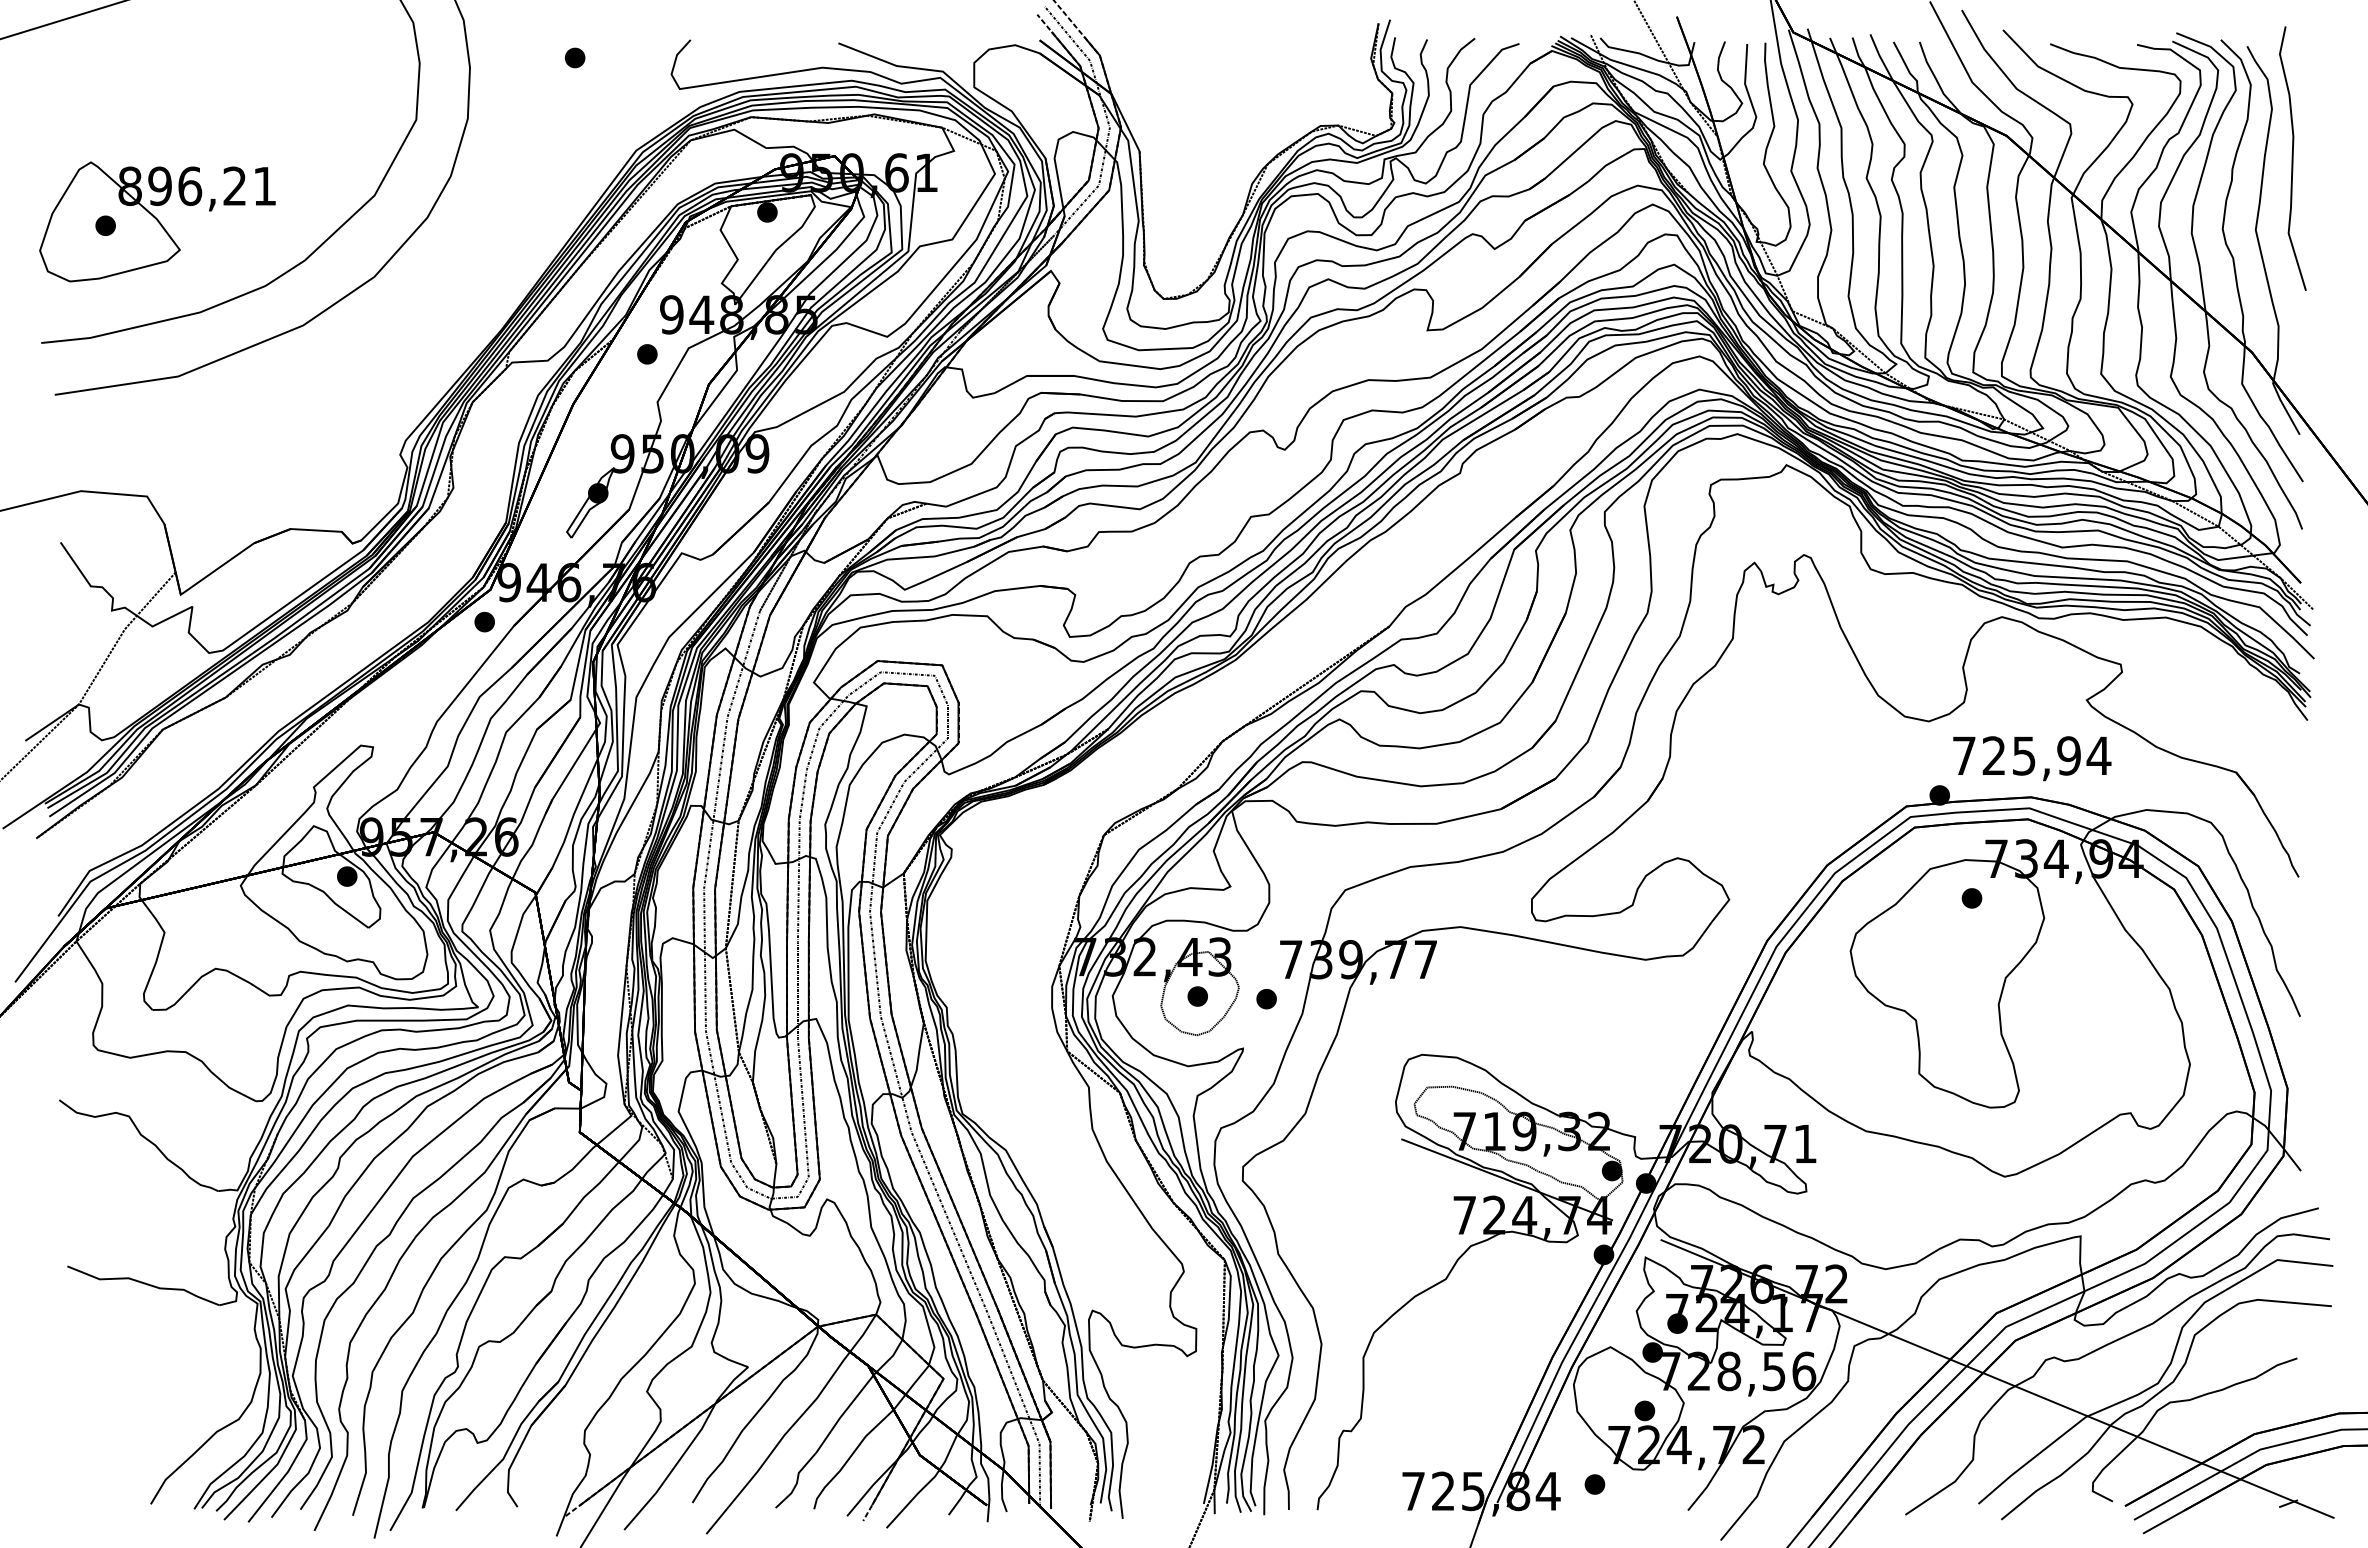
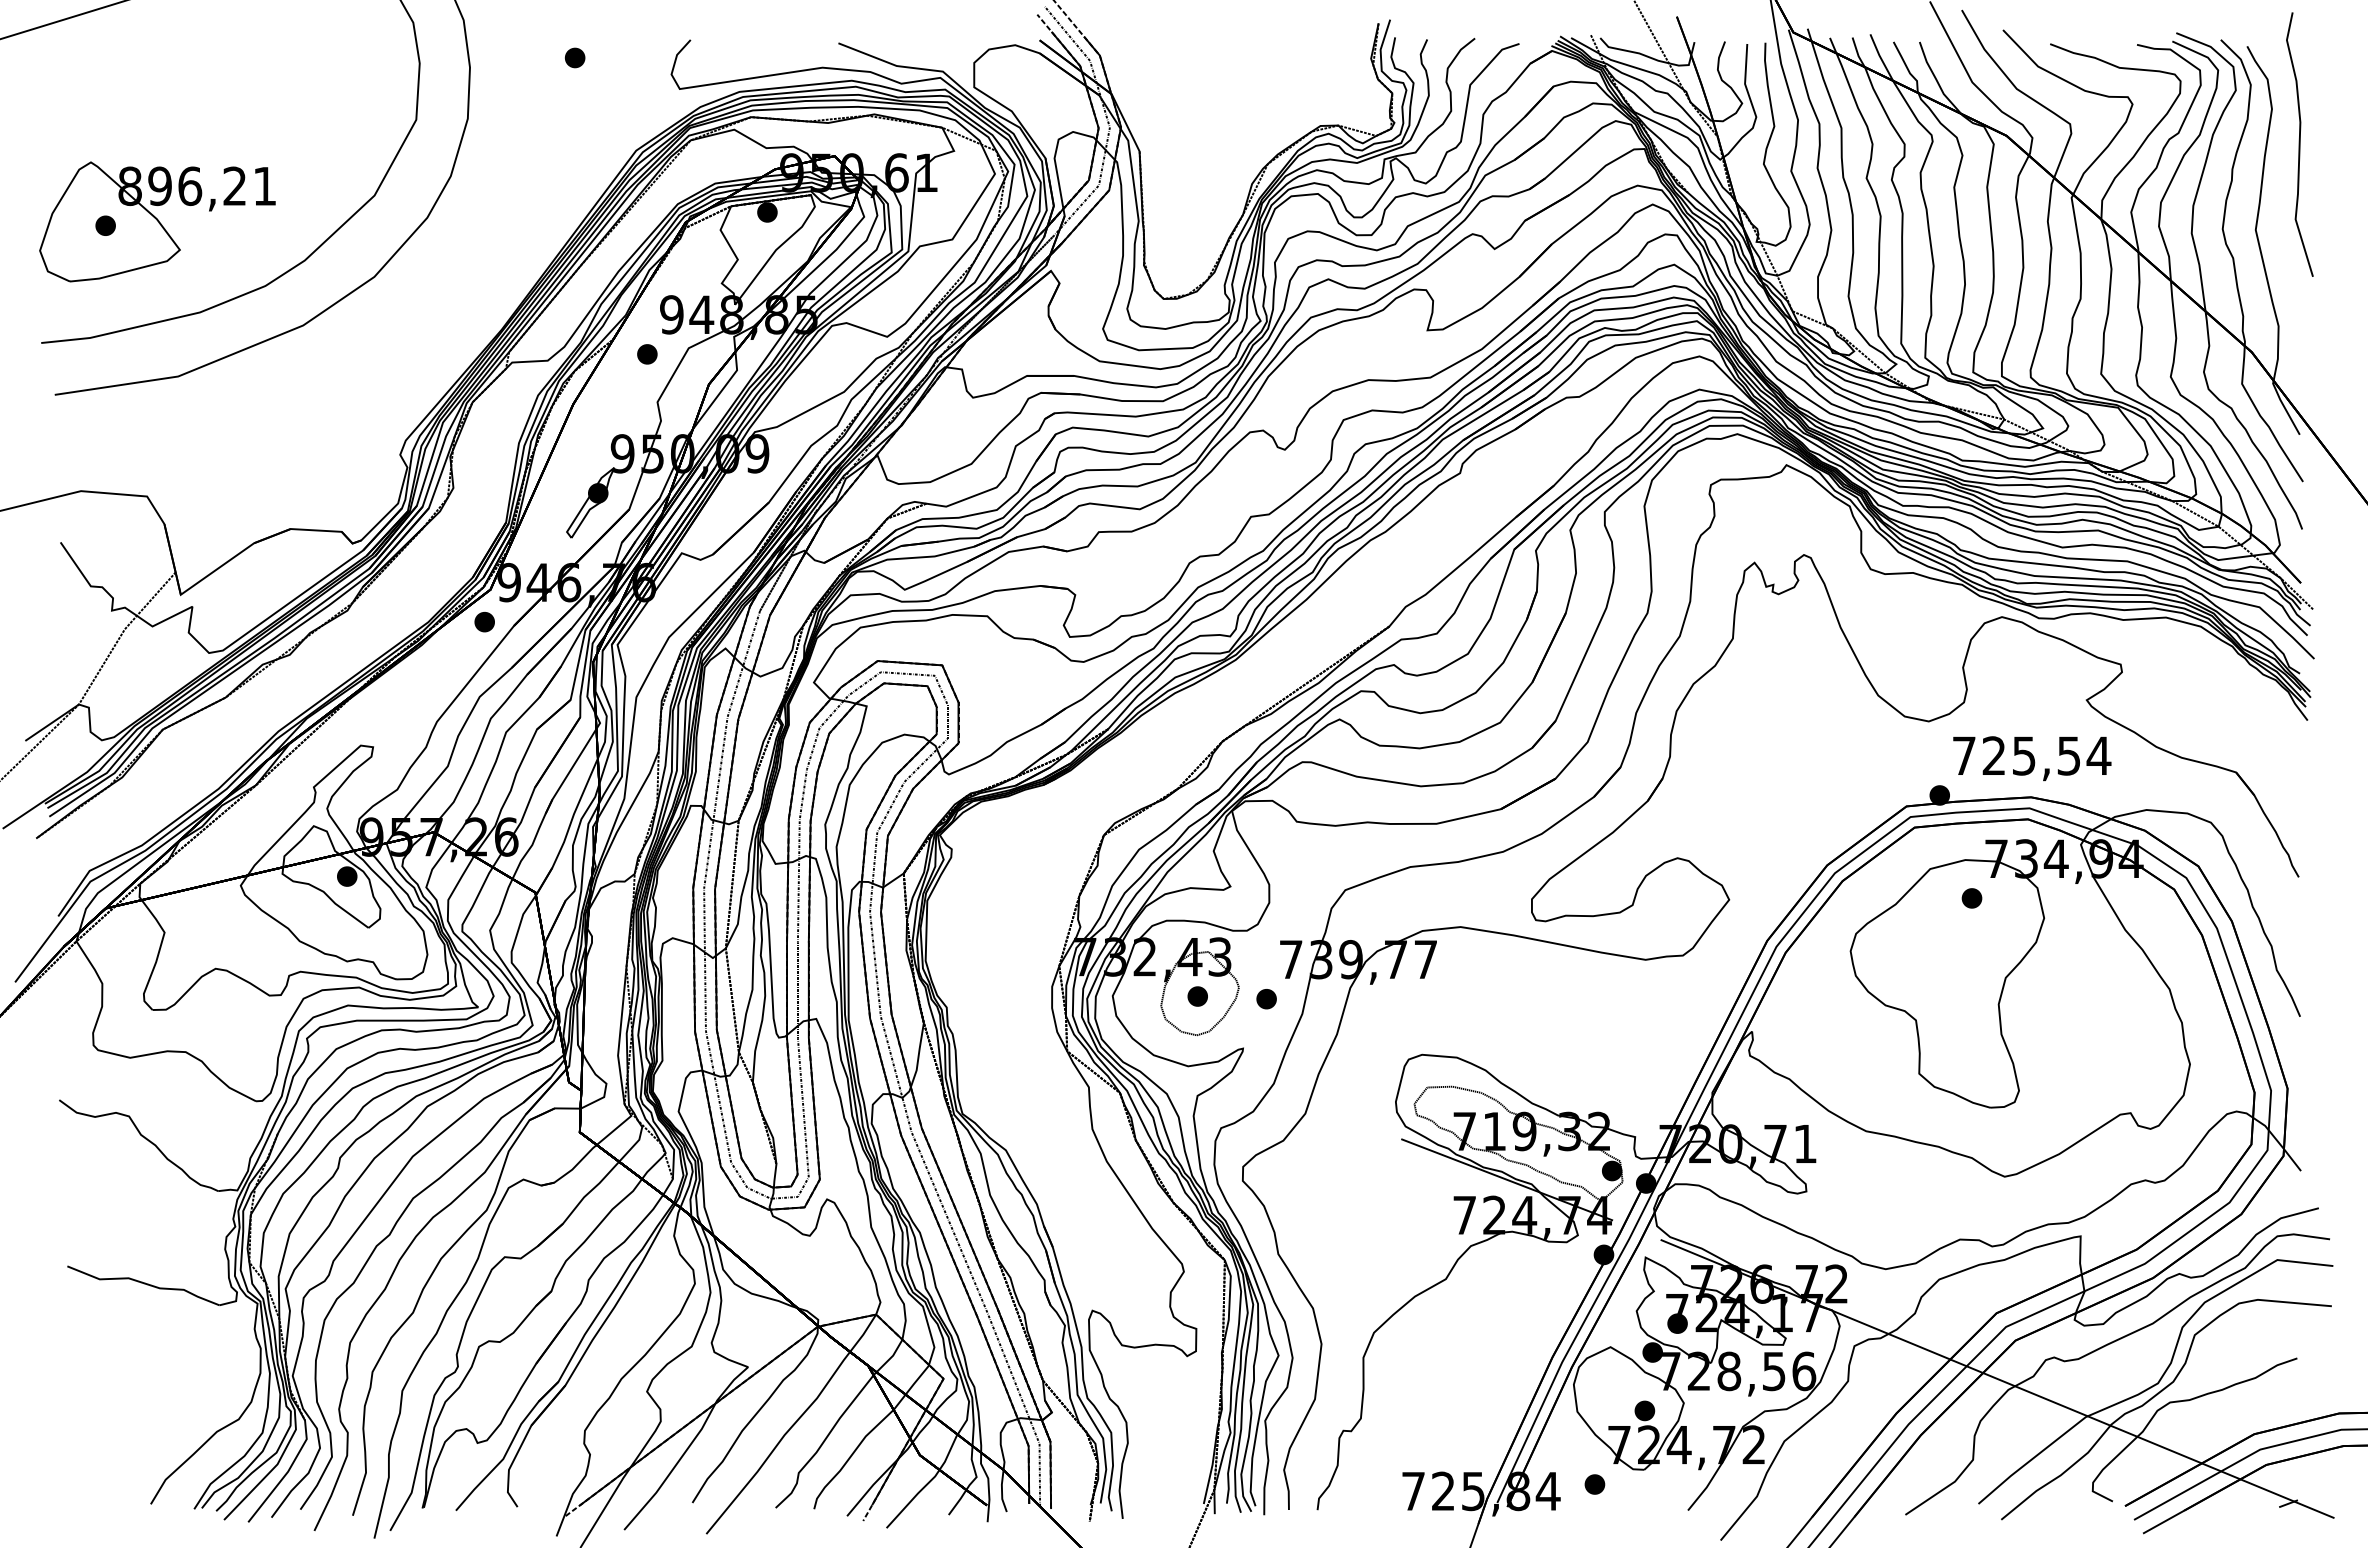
curve position: (2292, 158) -> (2299, 144) (2299, 144)
text: 725,94 -> 725,54 (2068, 755)
